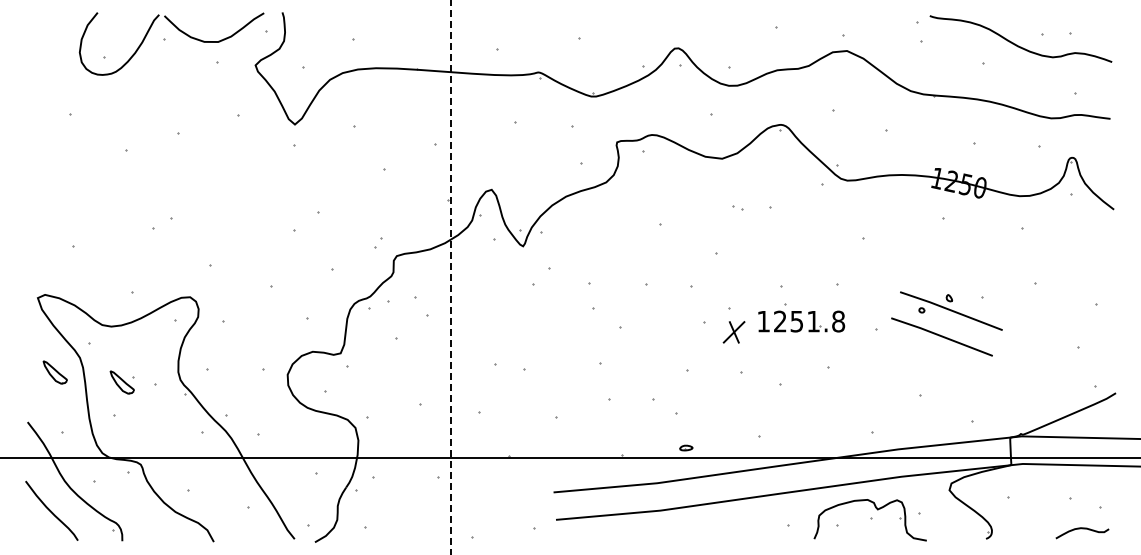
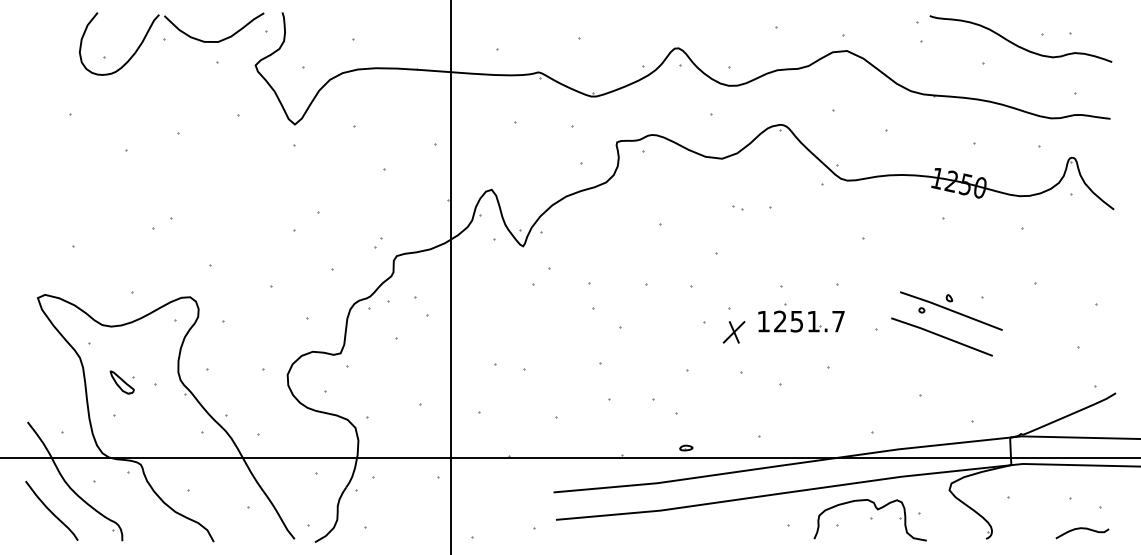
line: dashed -> solid (451, 277)
text: 1251.8 -> 1251.7 (838, 321)
part: present -> none (54, 372)
